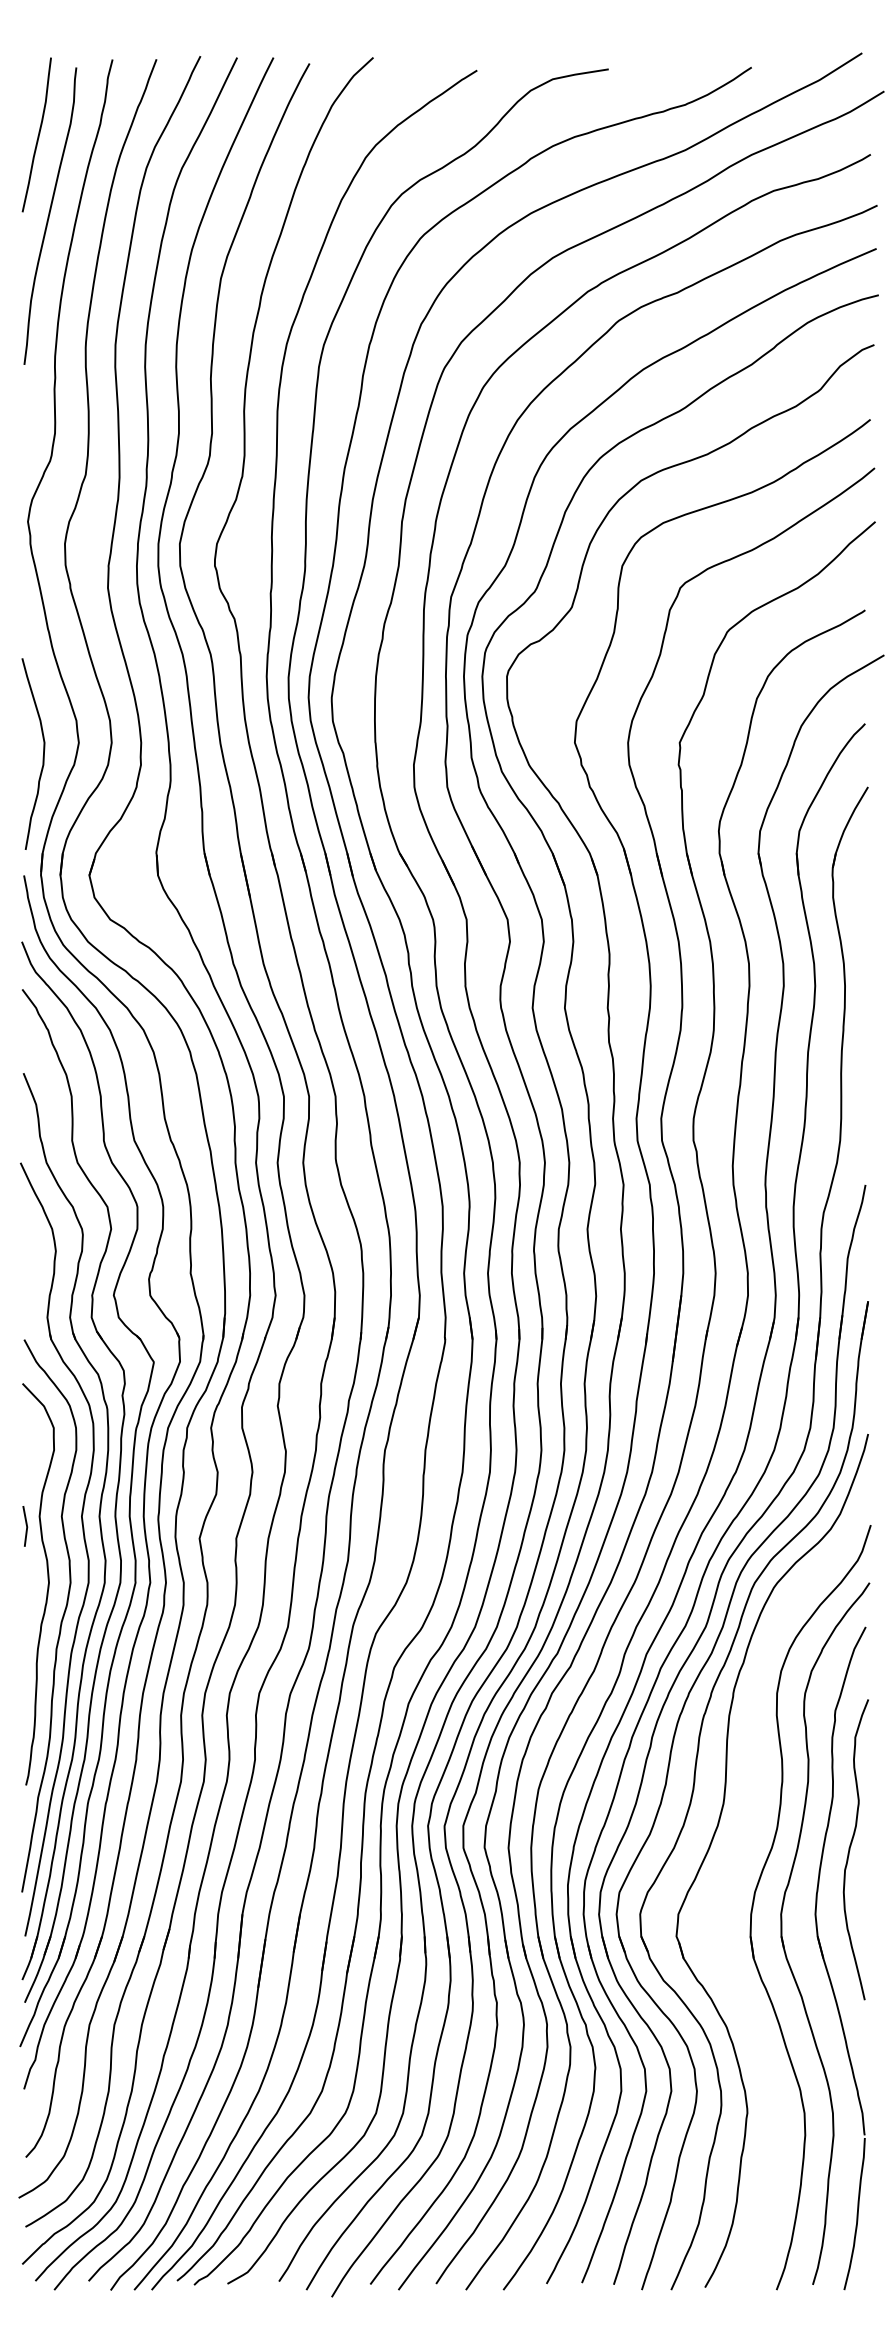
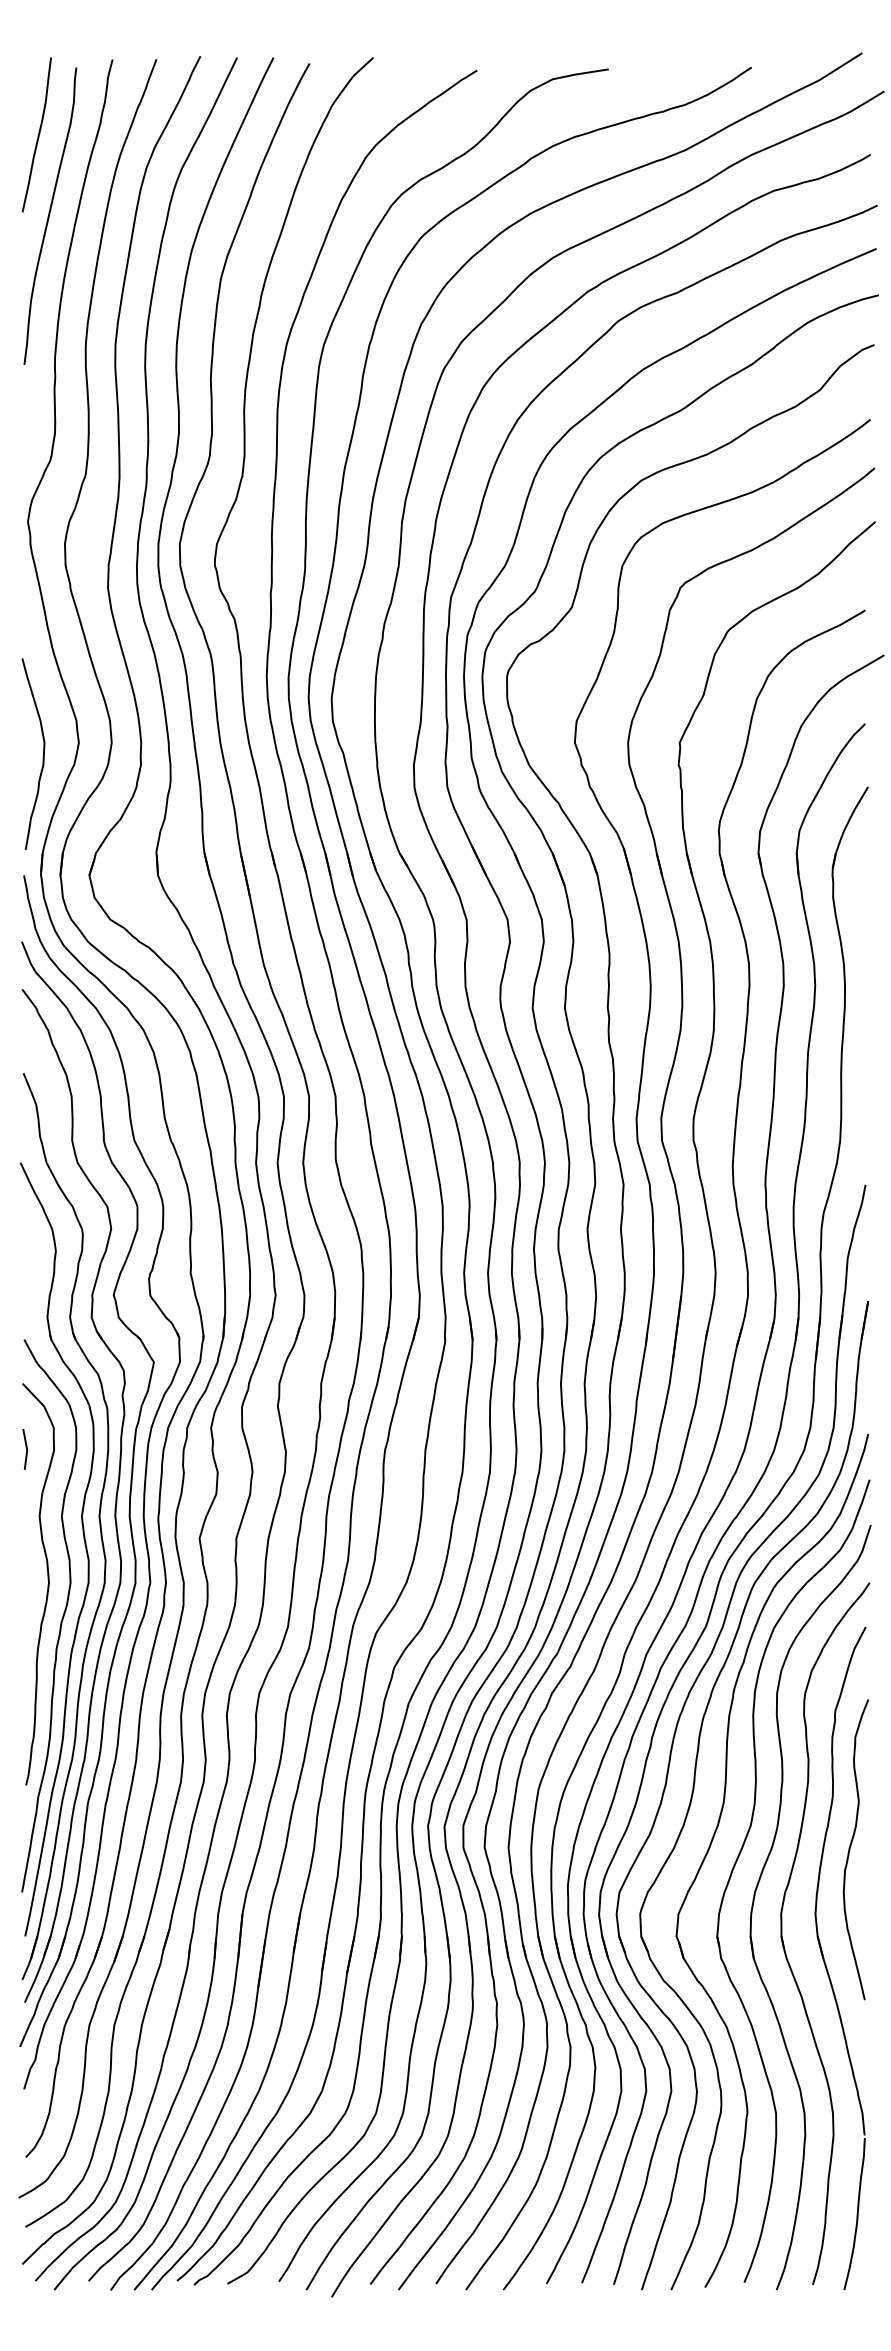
line position: (26, 1526) -> (26, 1449) (26, 1449)
part: none -> present (738, 1859)
